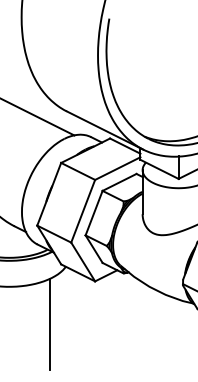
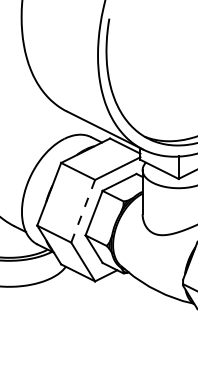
line: present -> none (38, 117)
line: solid -> dashed (83, 211)
line: present -> none (49, 324)
